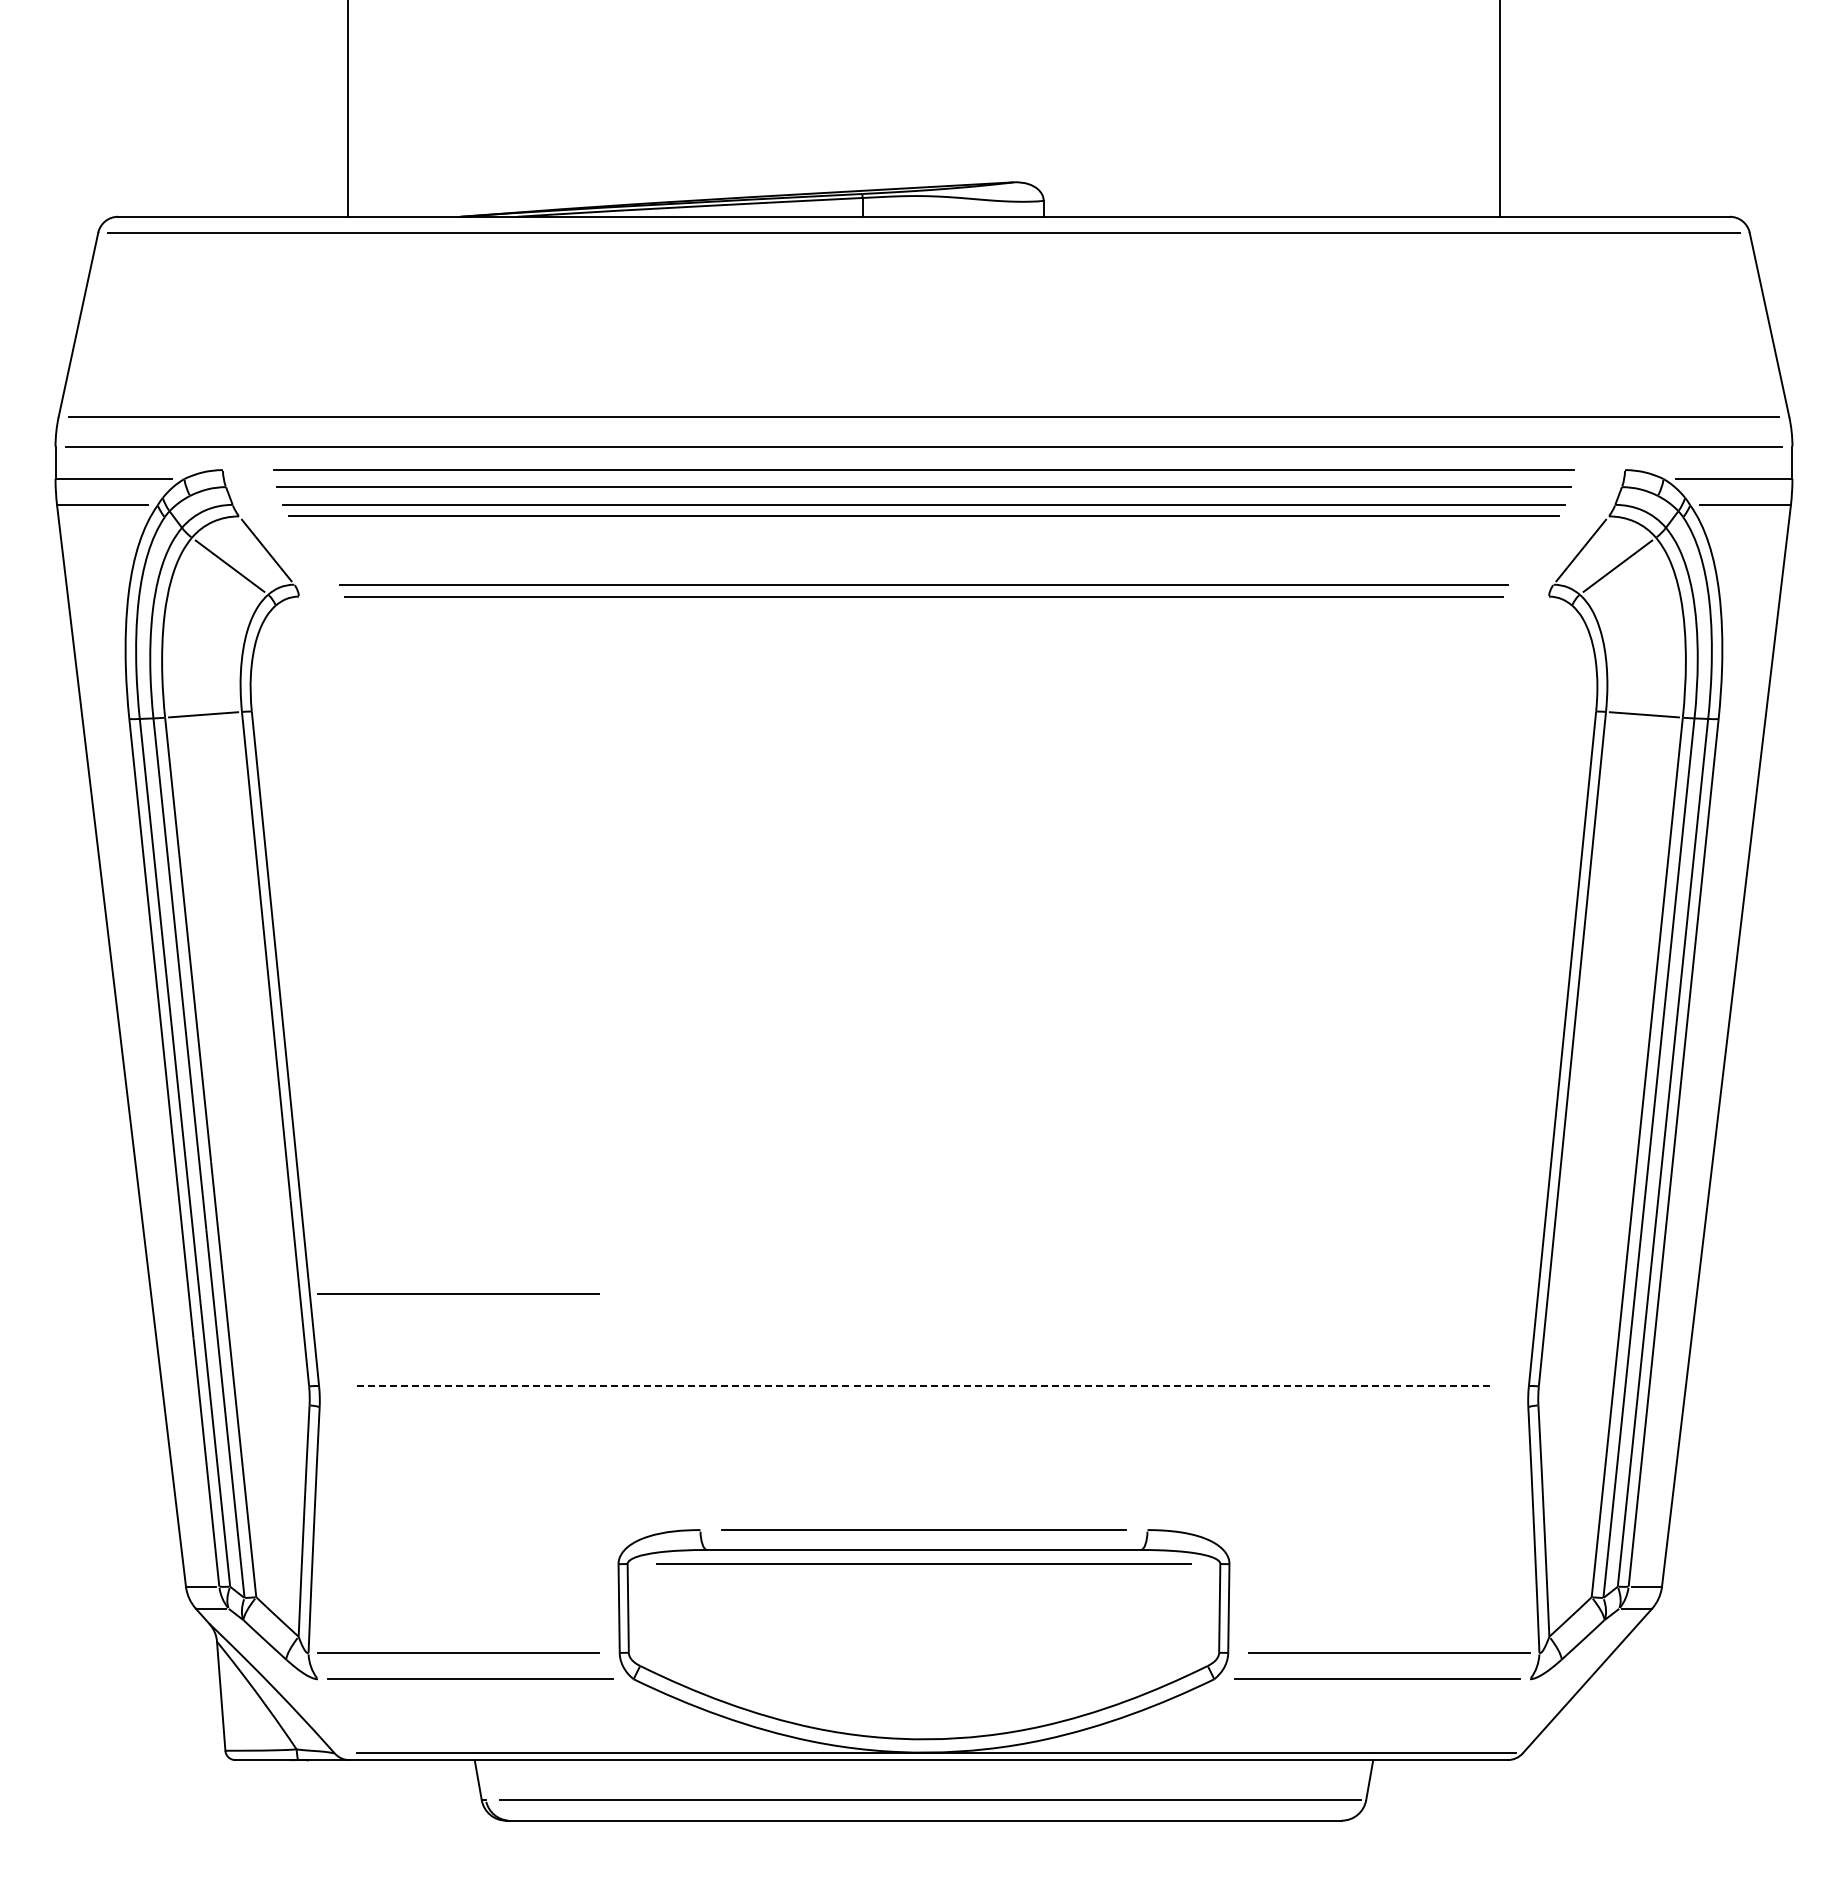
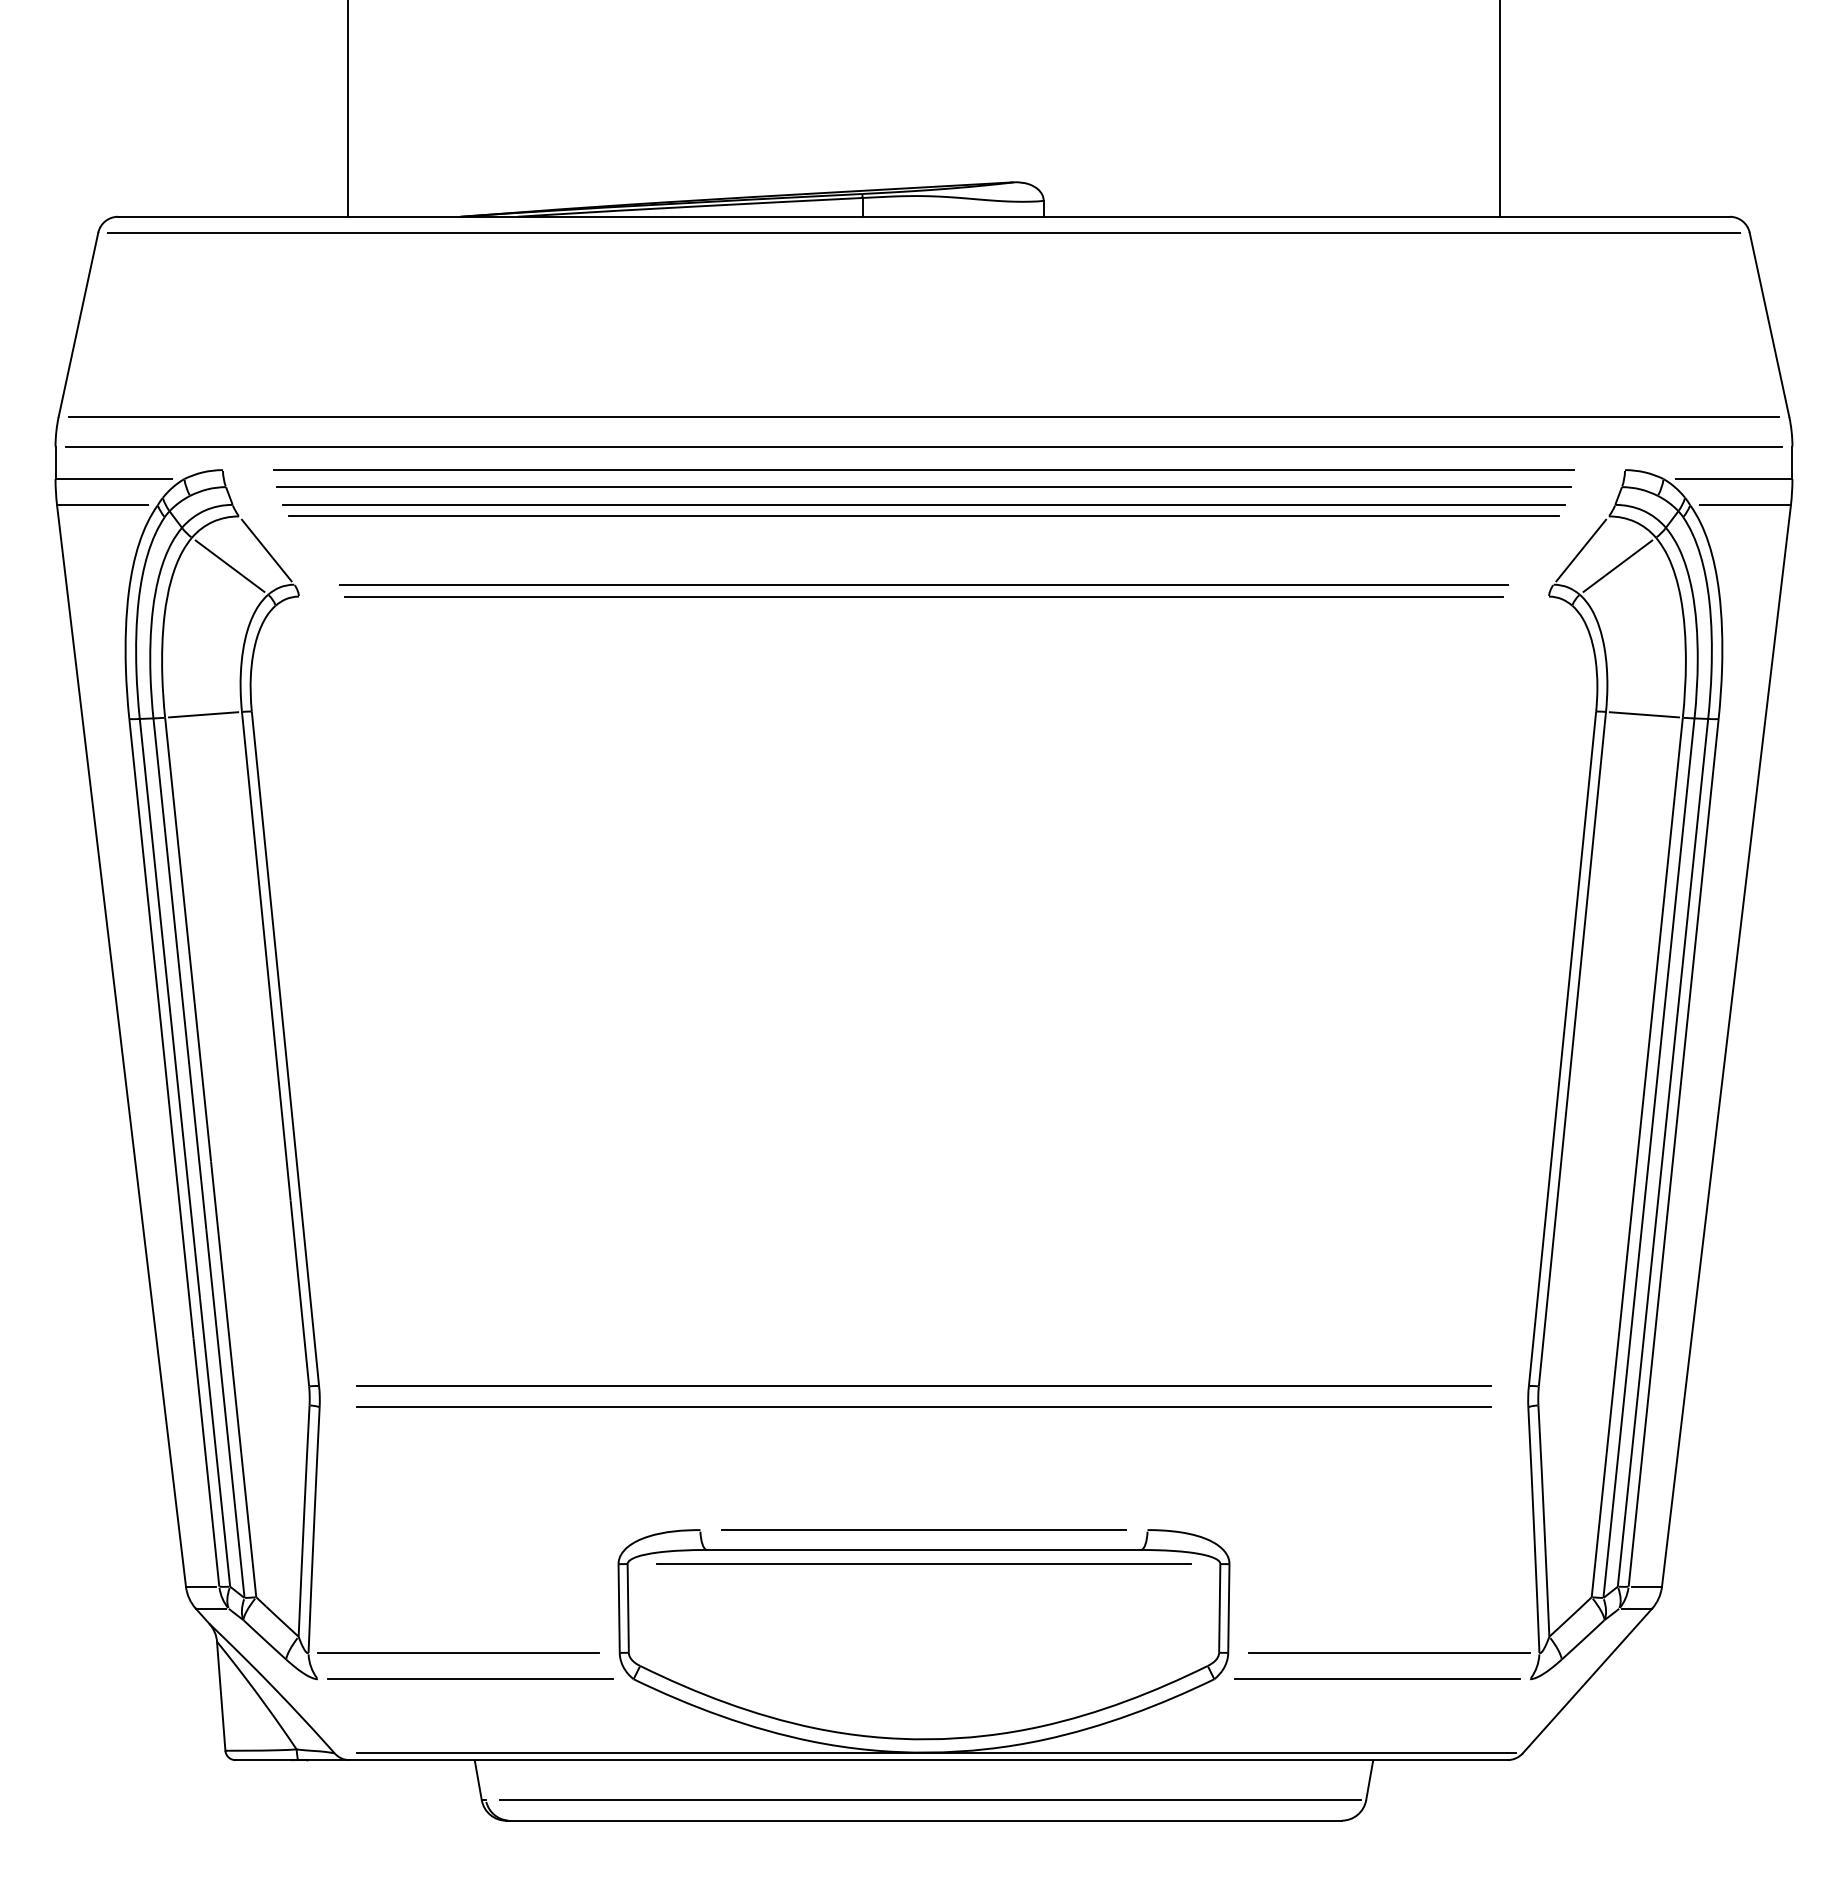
line: present -> none (458, 1293)
line: dashed -> solid (924, 1385)
line: none -> present (923, 1407)
